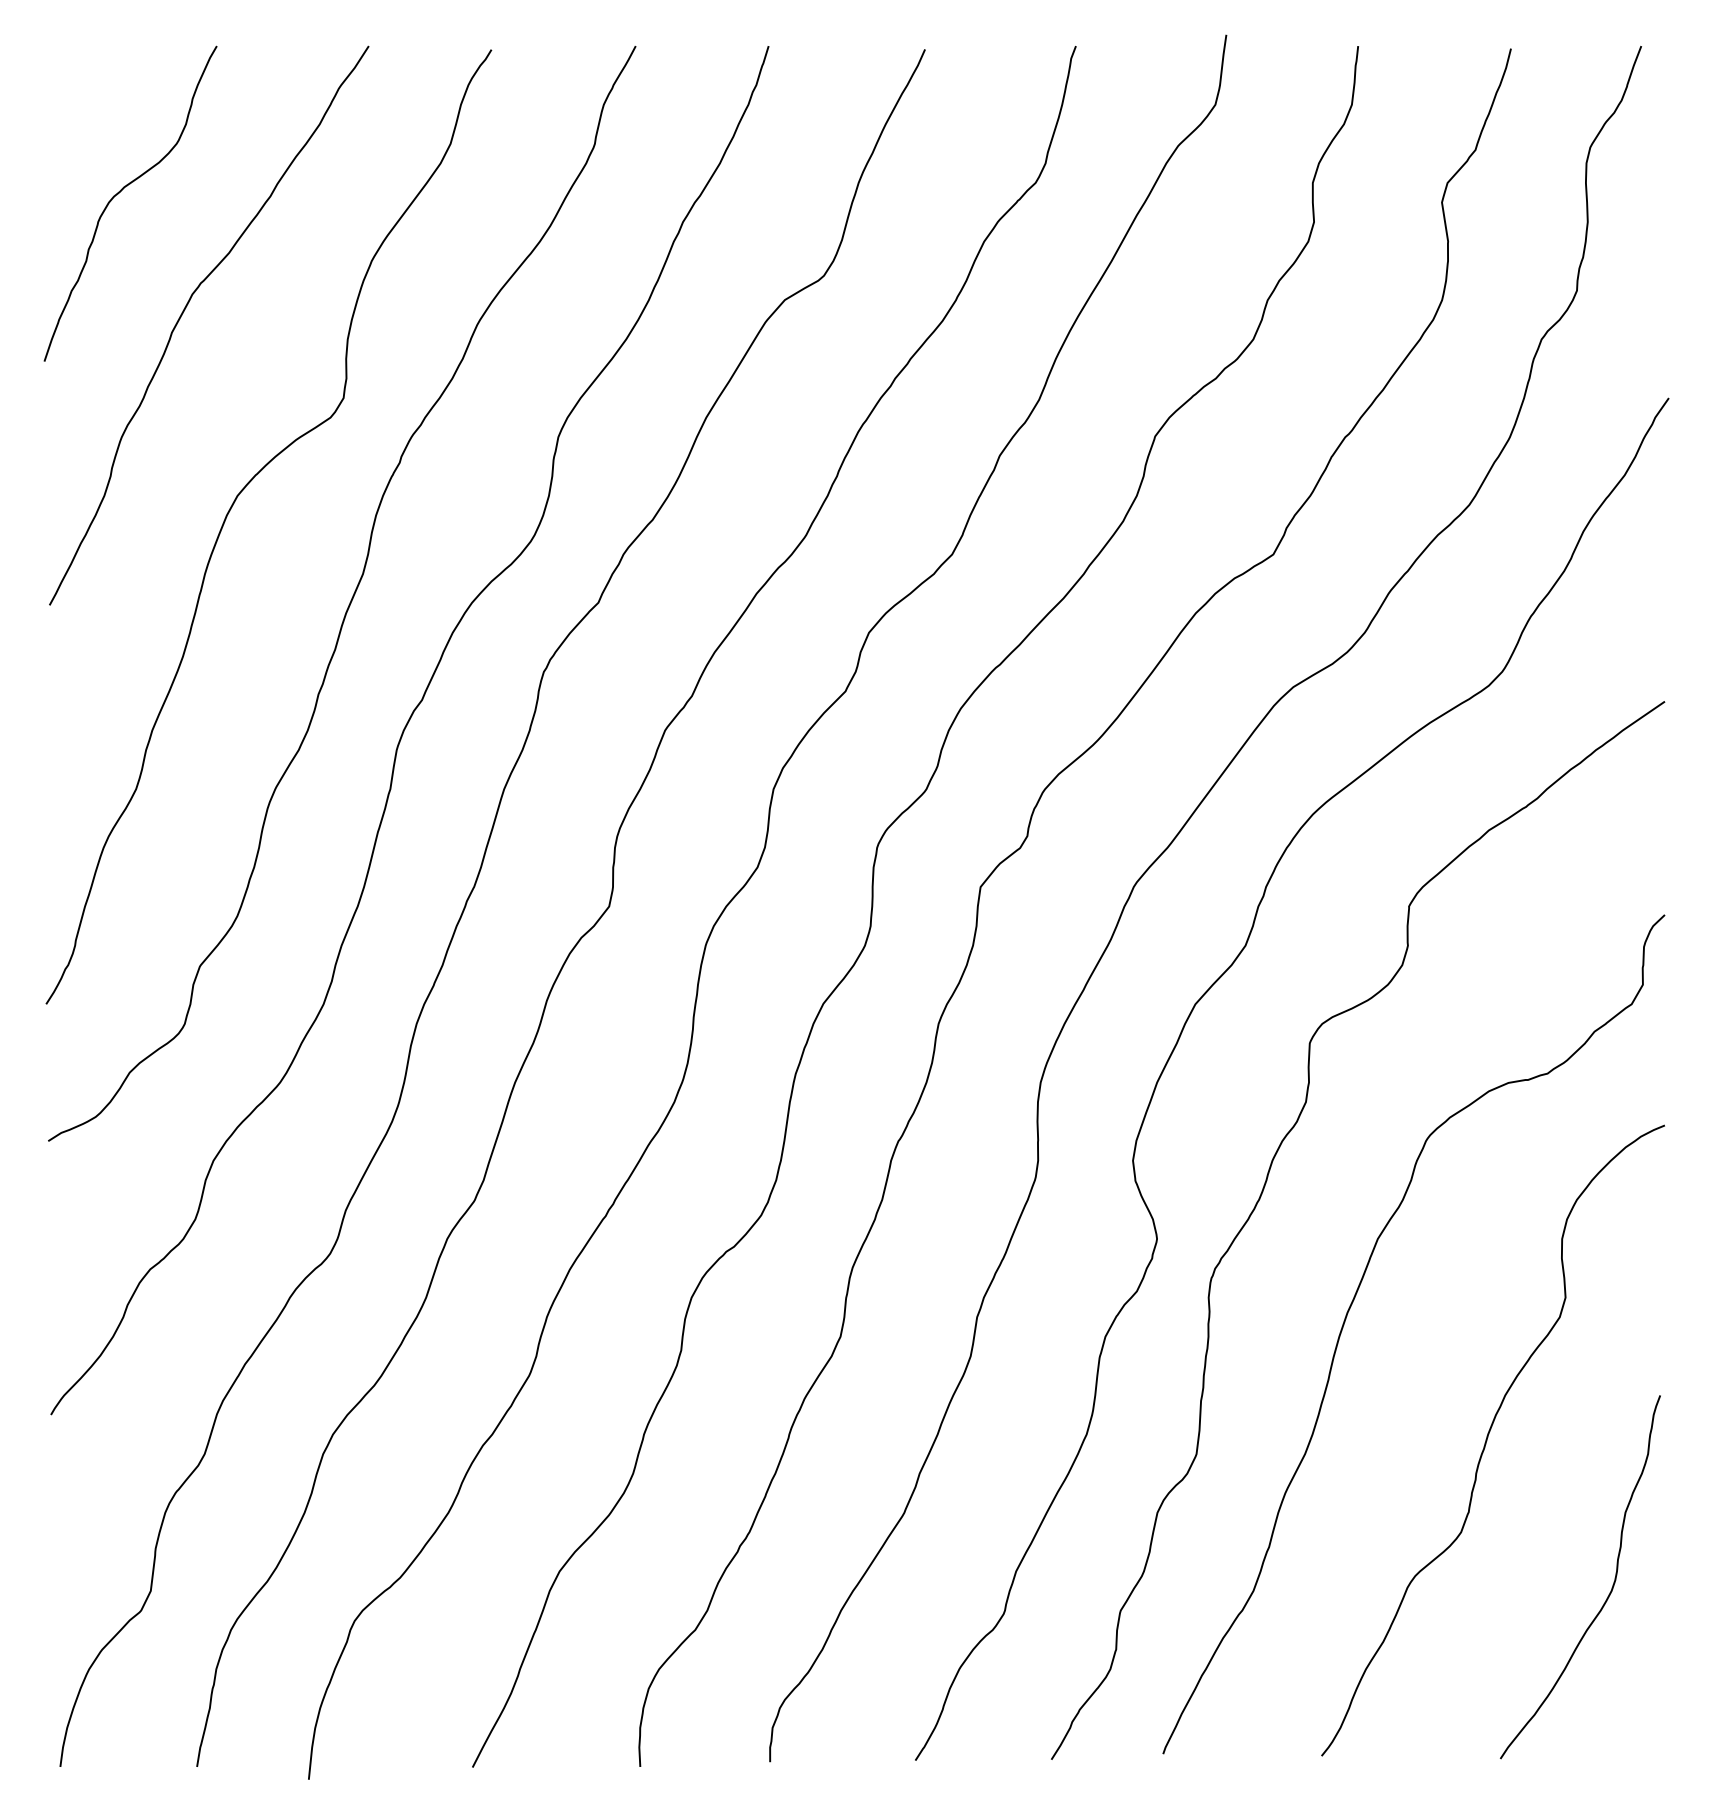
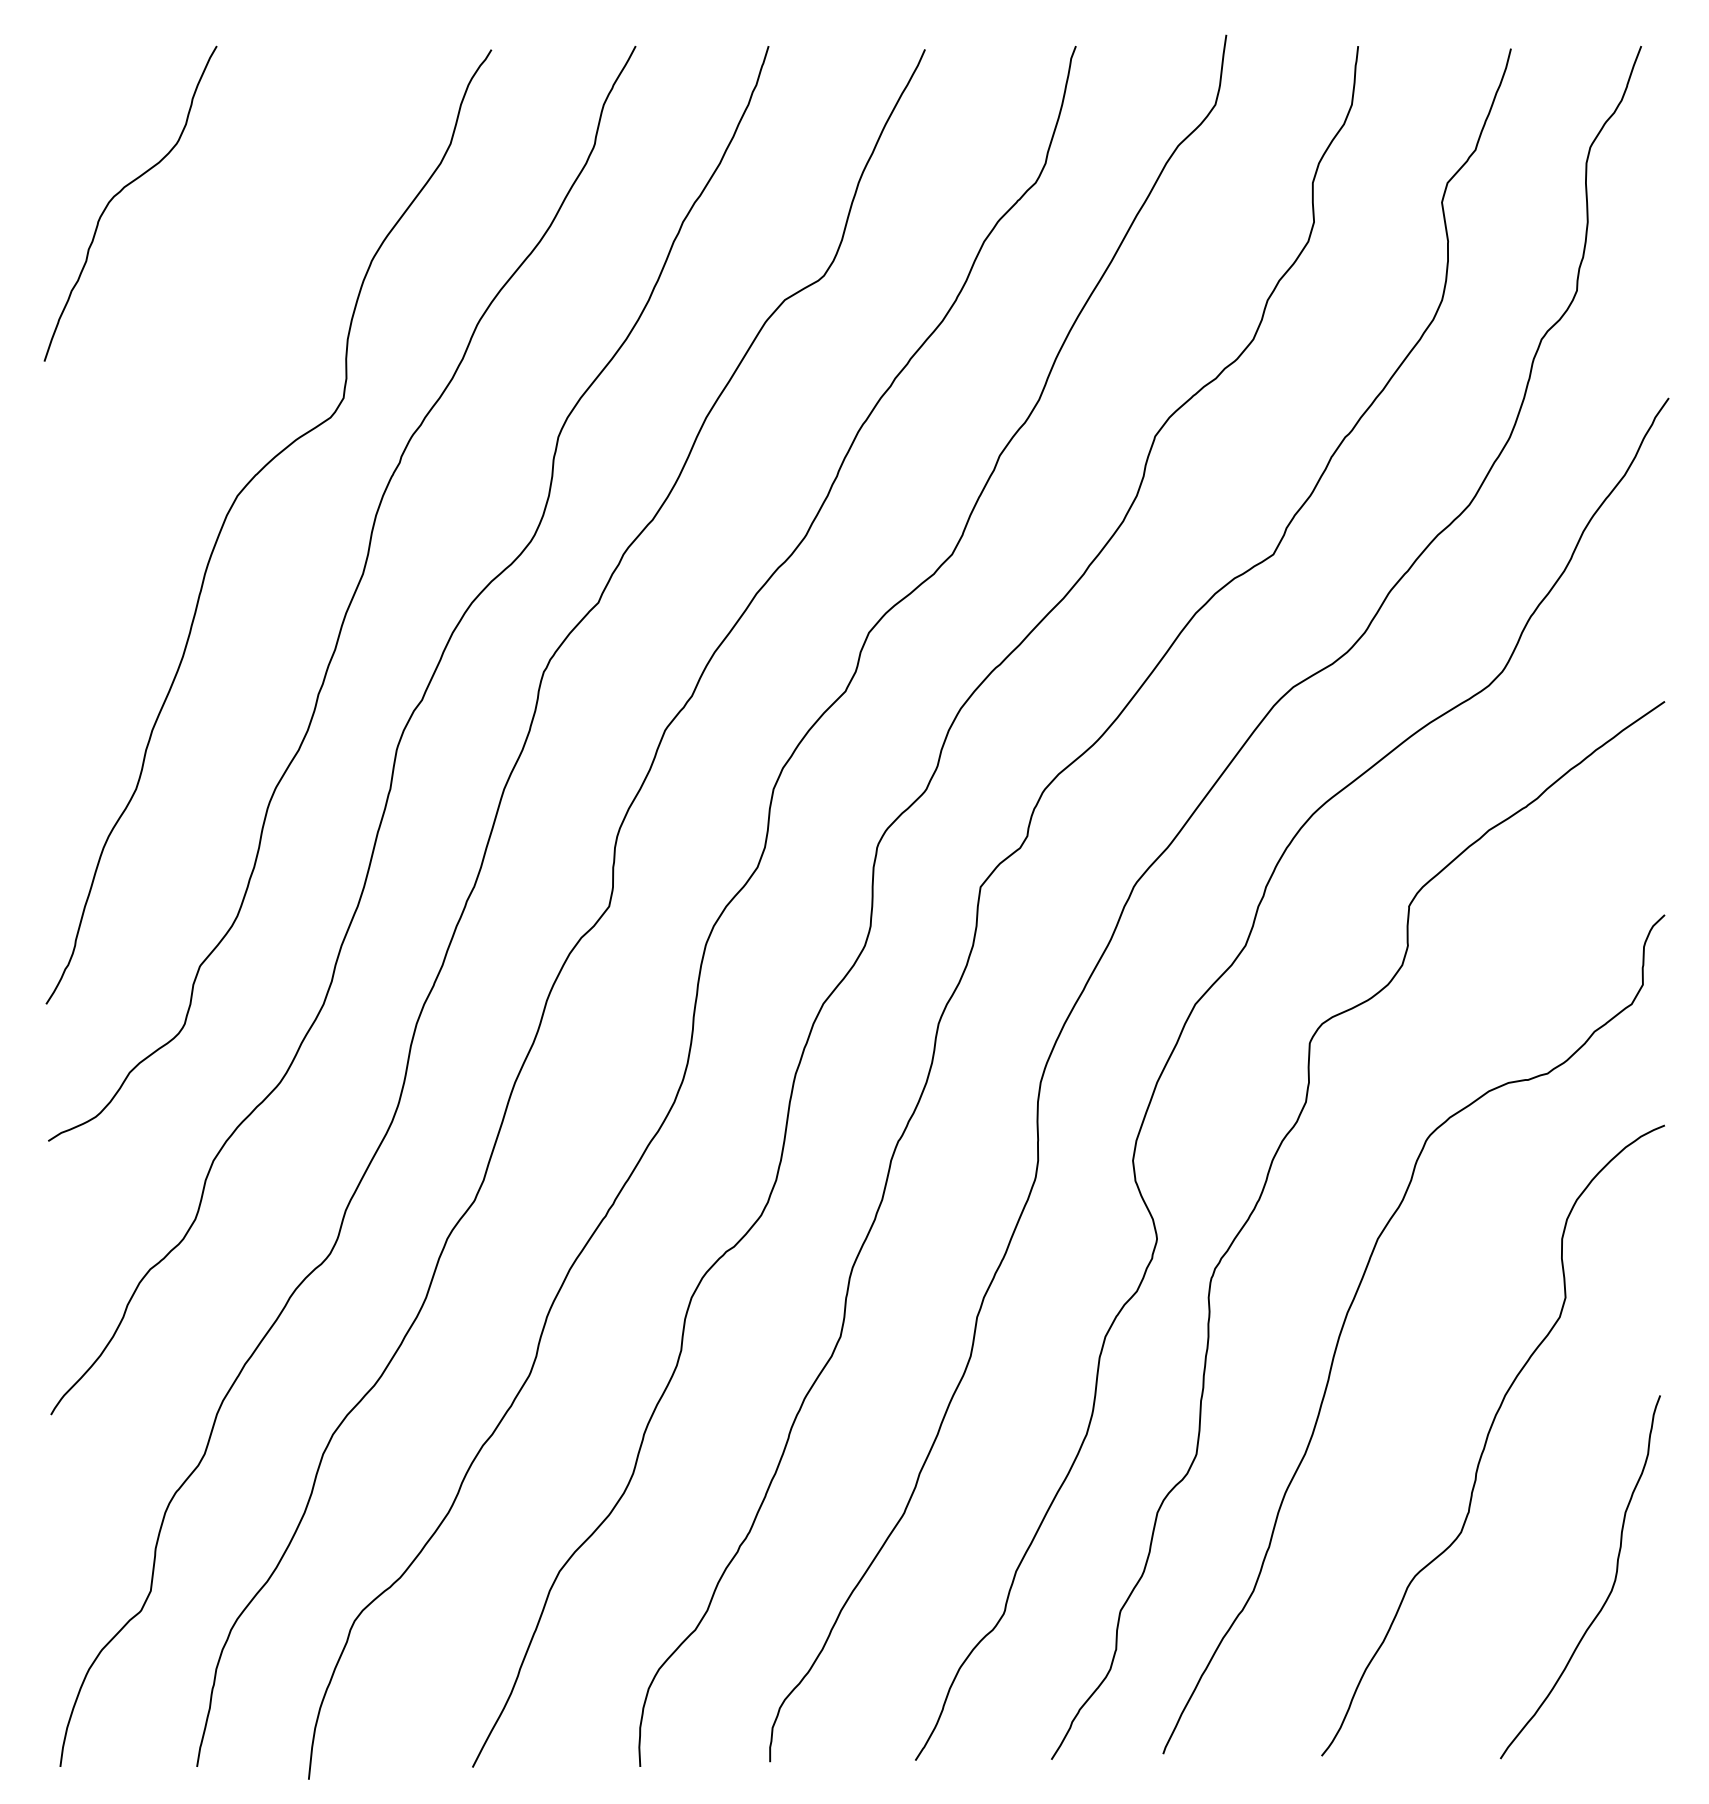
curve: present -> none (186, 308)
